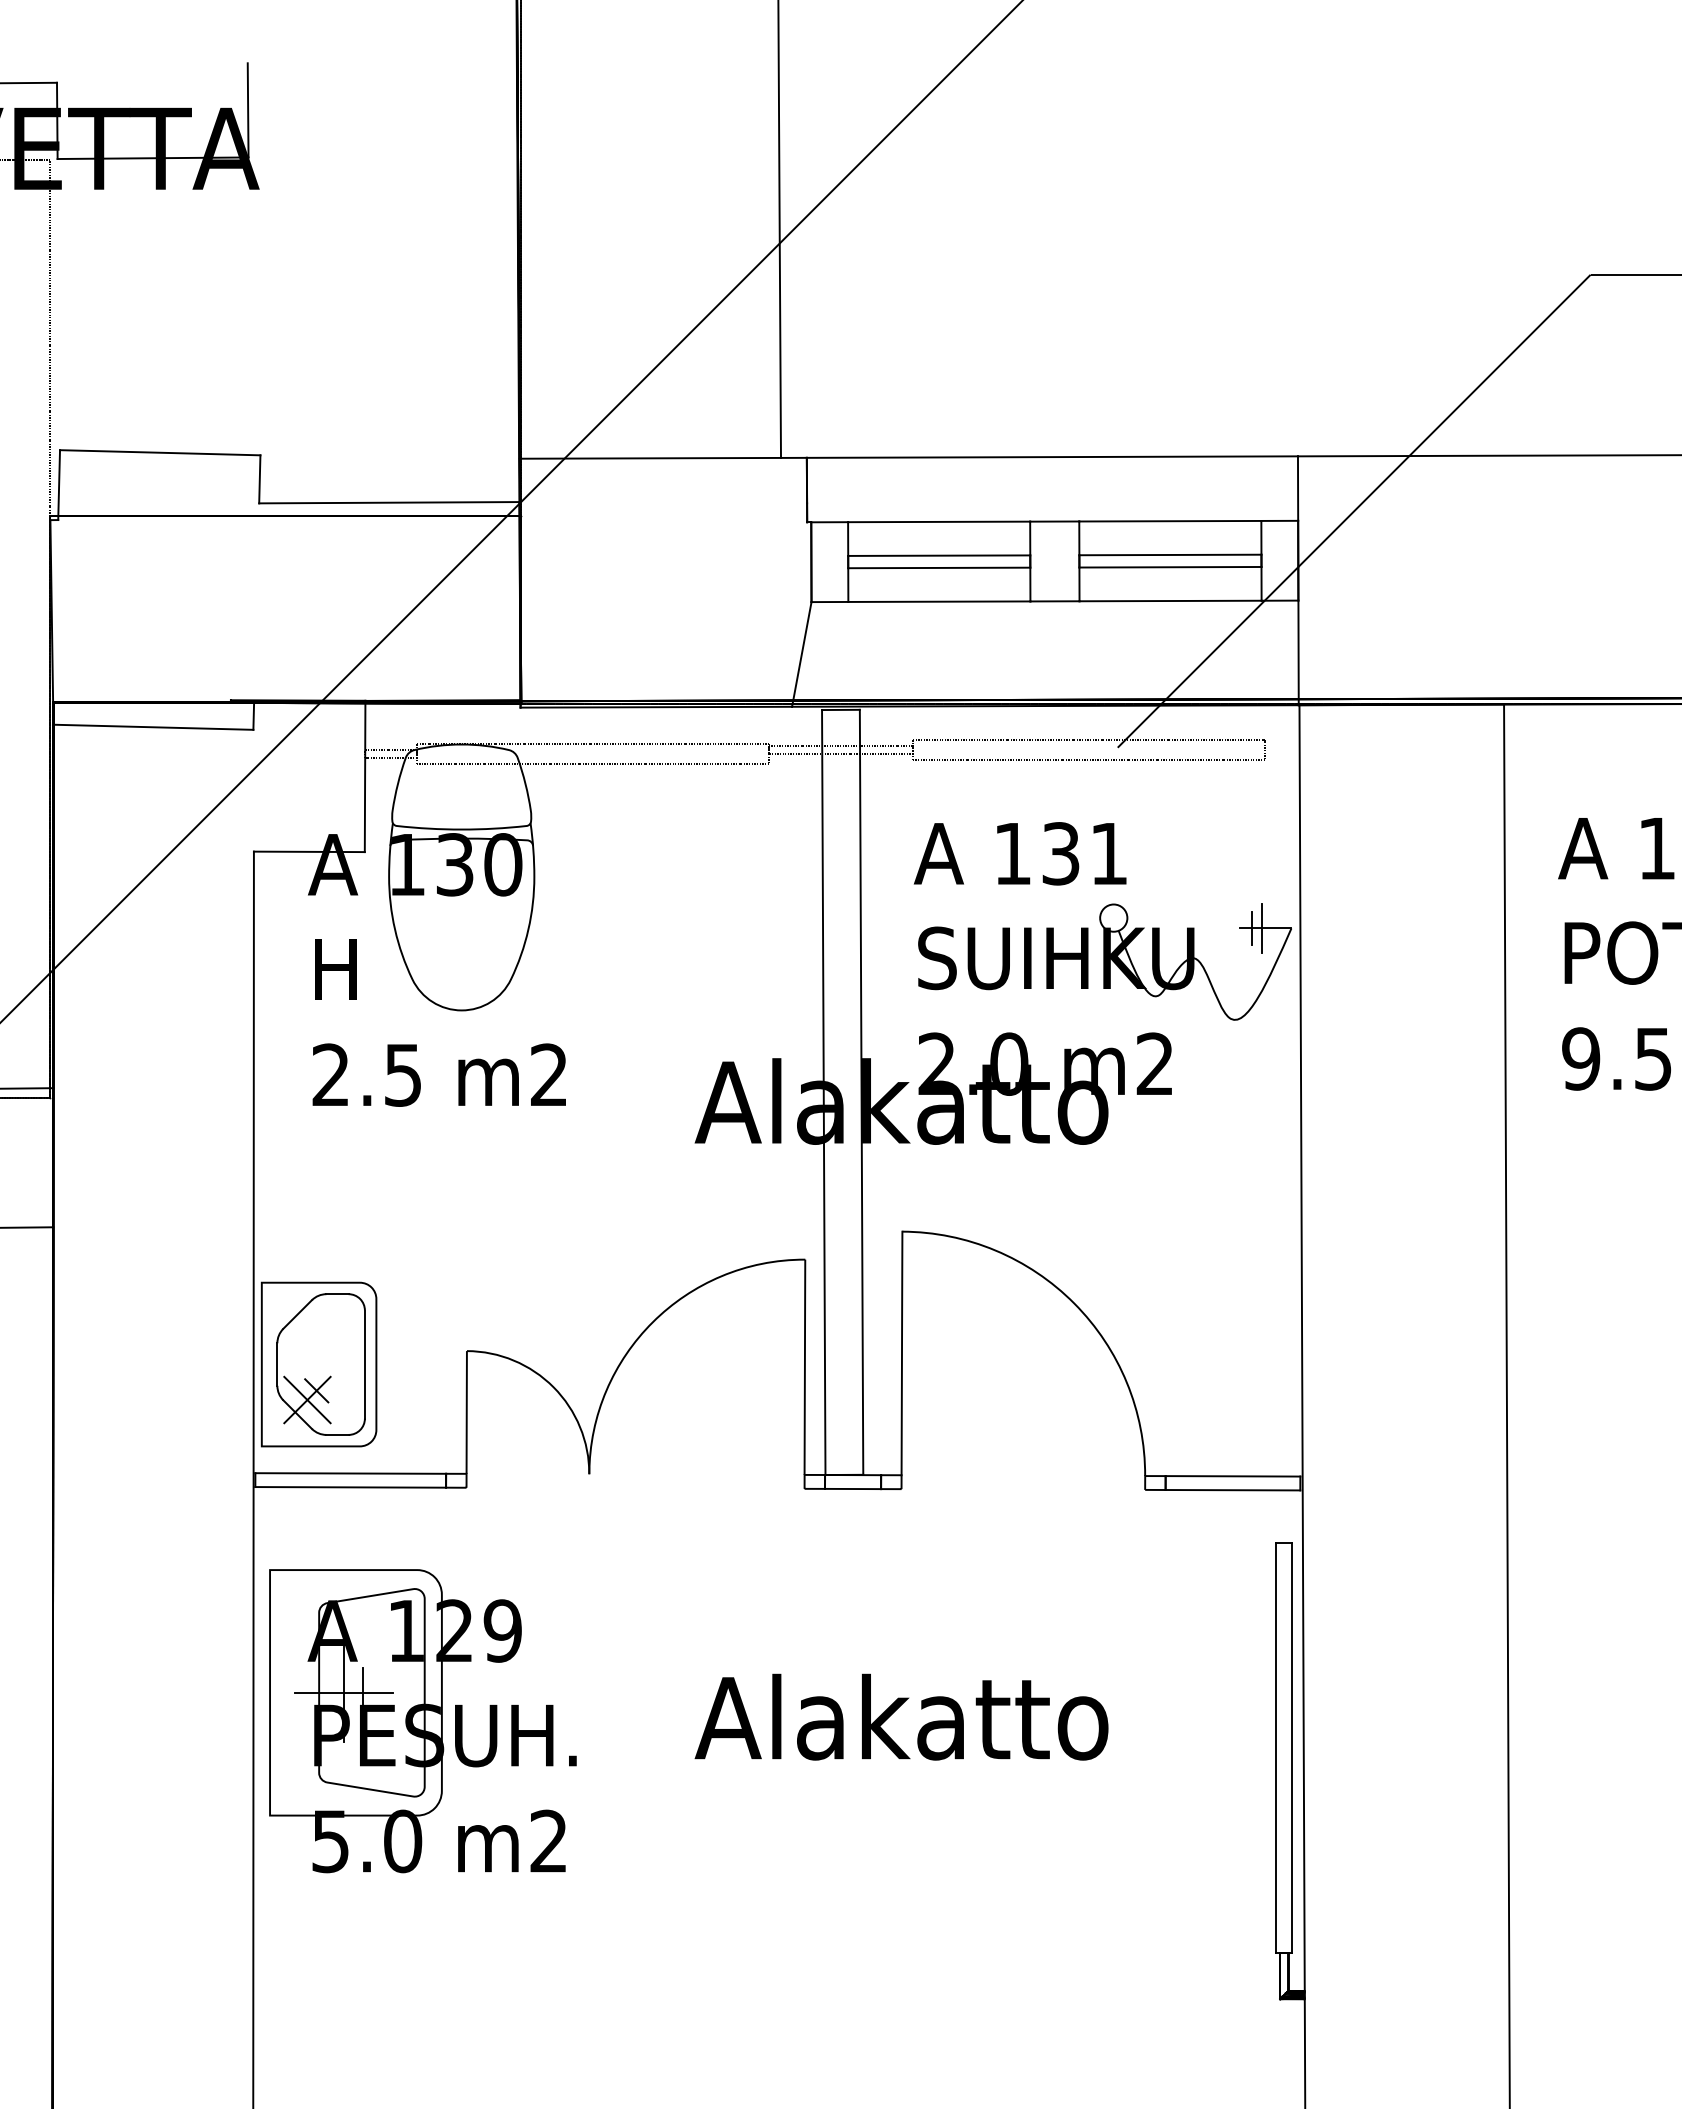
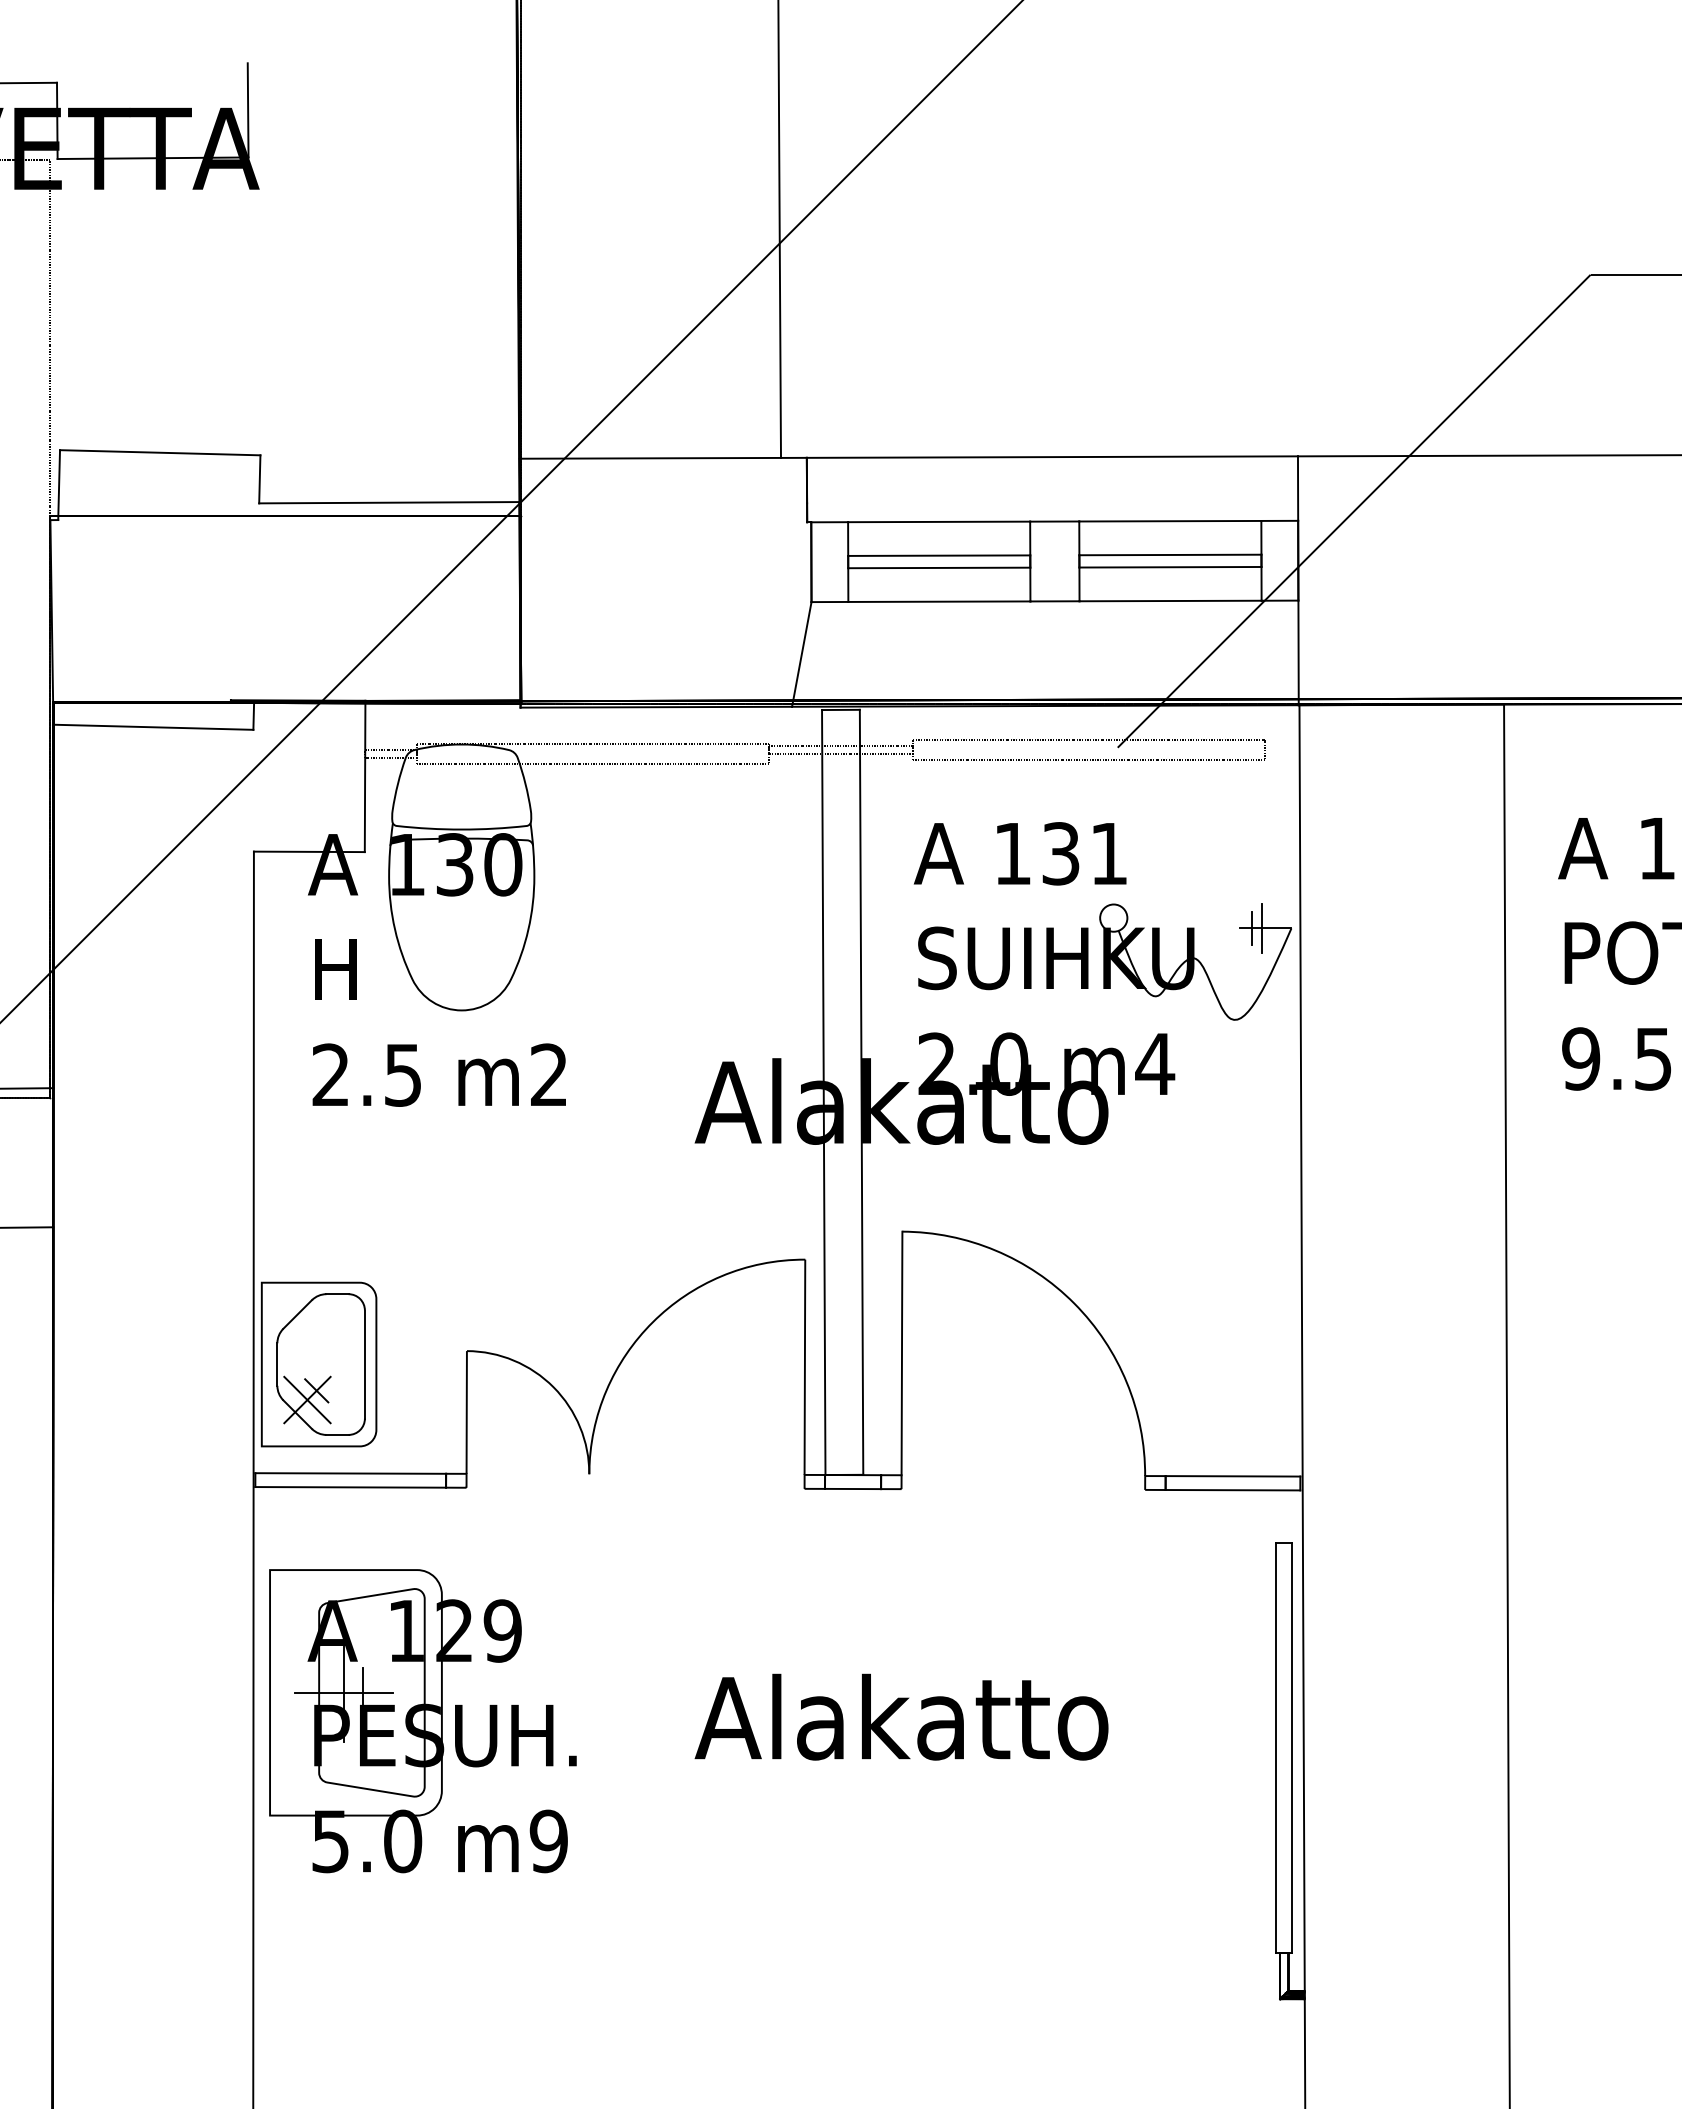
text: m2 -> m4 (1155, 1063)
text: m2 -> m9 (548, 1841)
